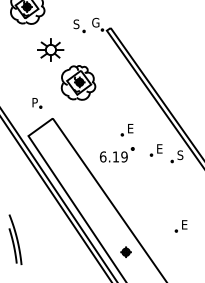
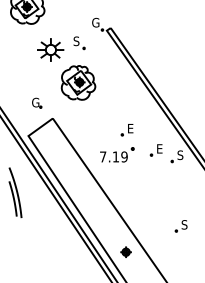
part position: (79, 26) -> (79, 43) (79, 43)
text: P -> G (35, 102)
text: 6.19 -> 7.19 (102, 156)
text: E -> S (184, 224)
part position: (15, 239) -> (15, 192) (15, 192)
